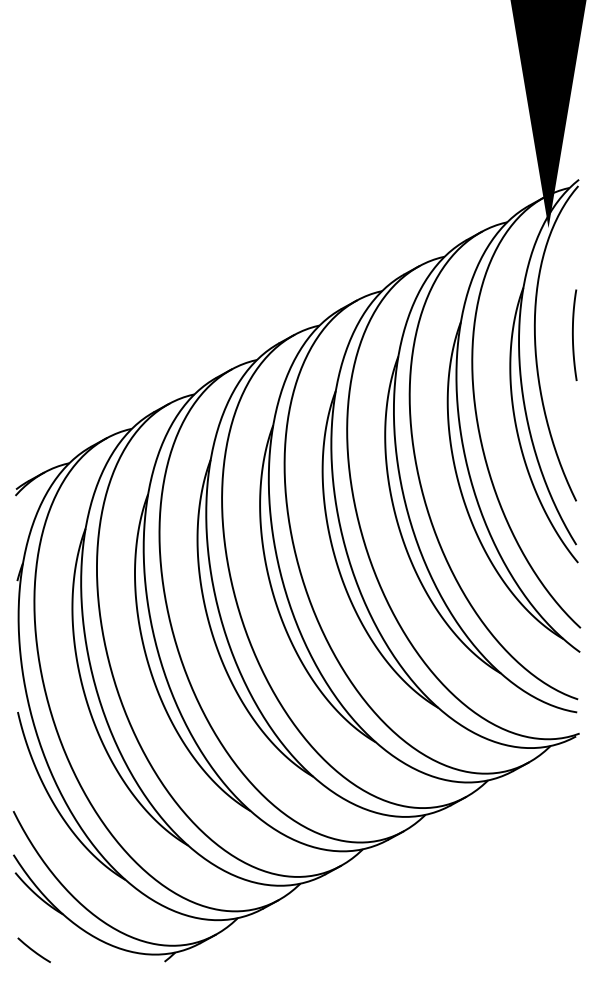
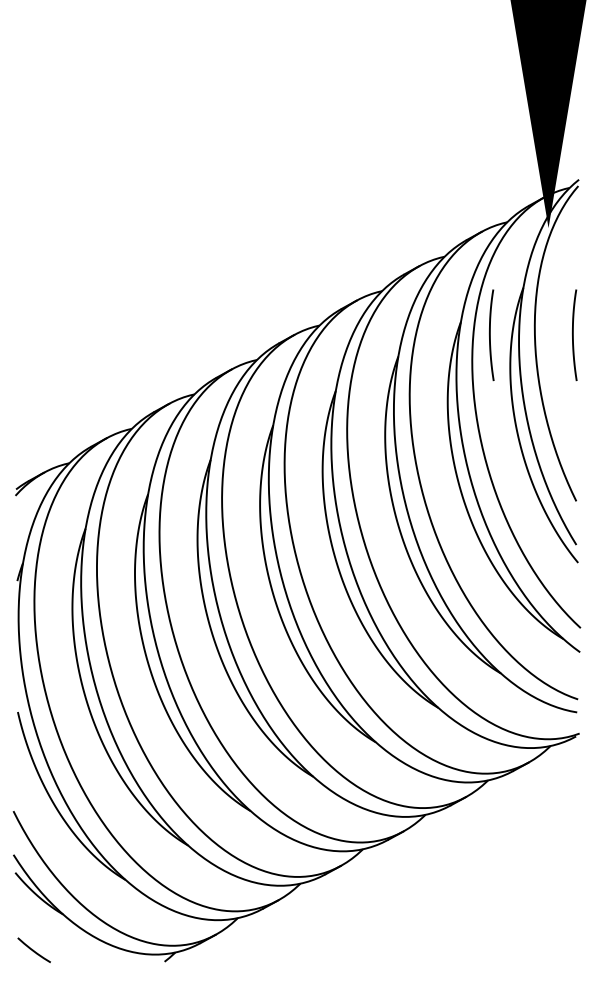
curve: none -> present (490, 335)
